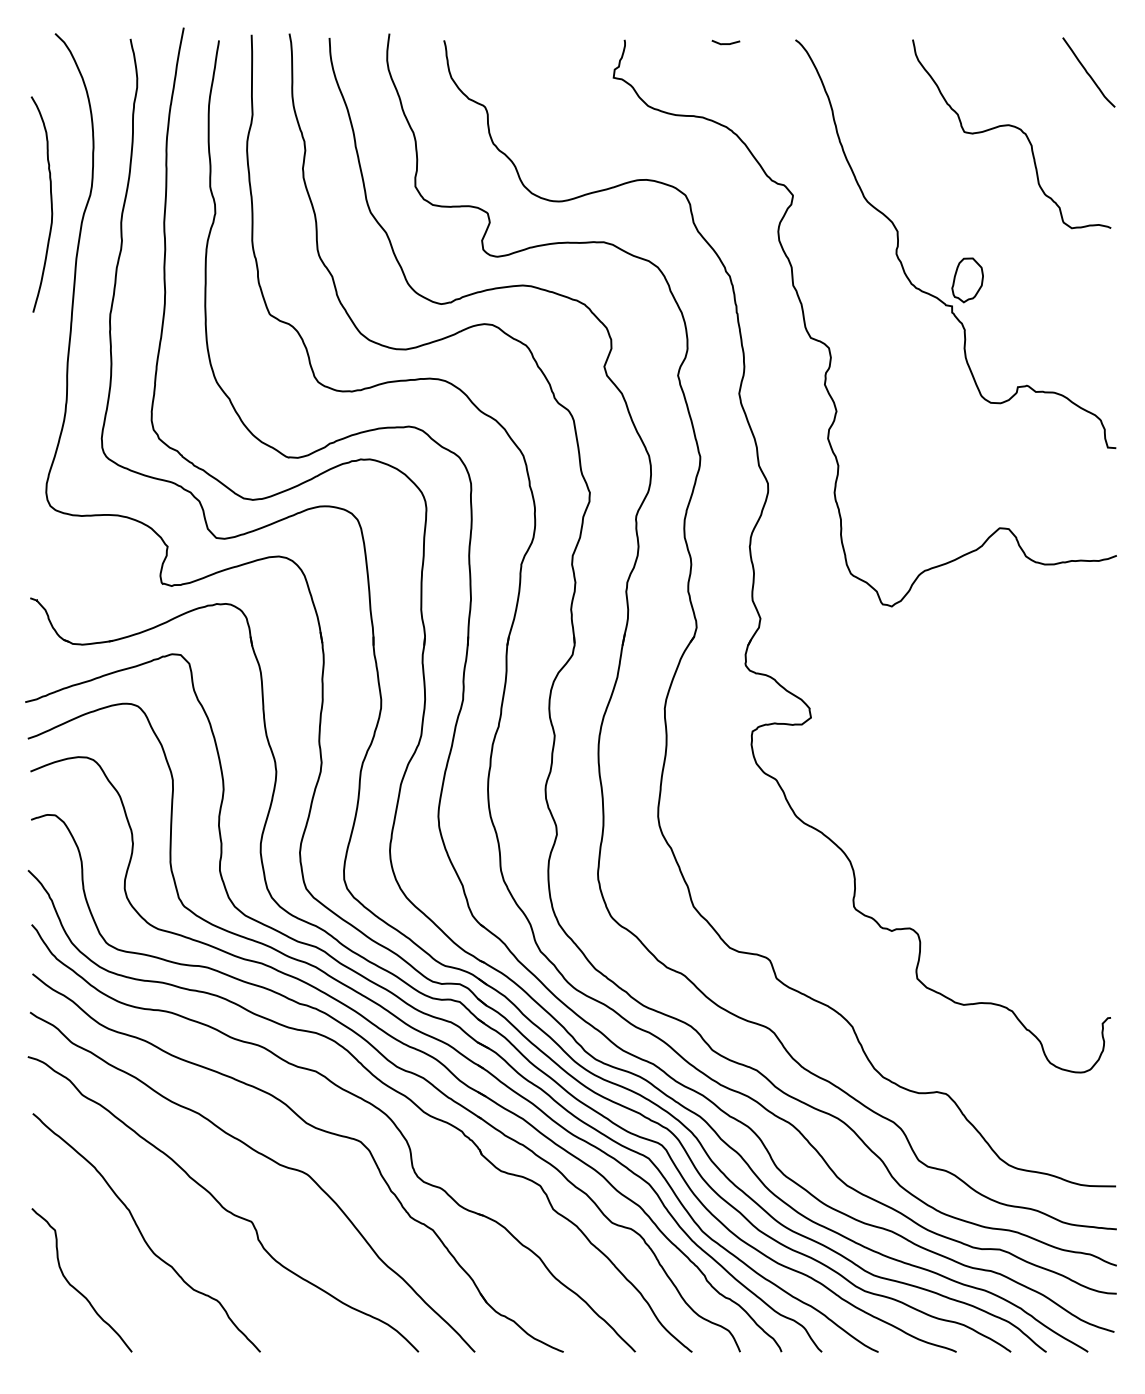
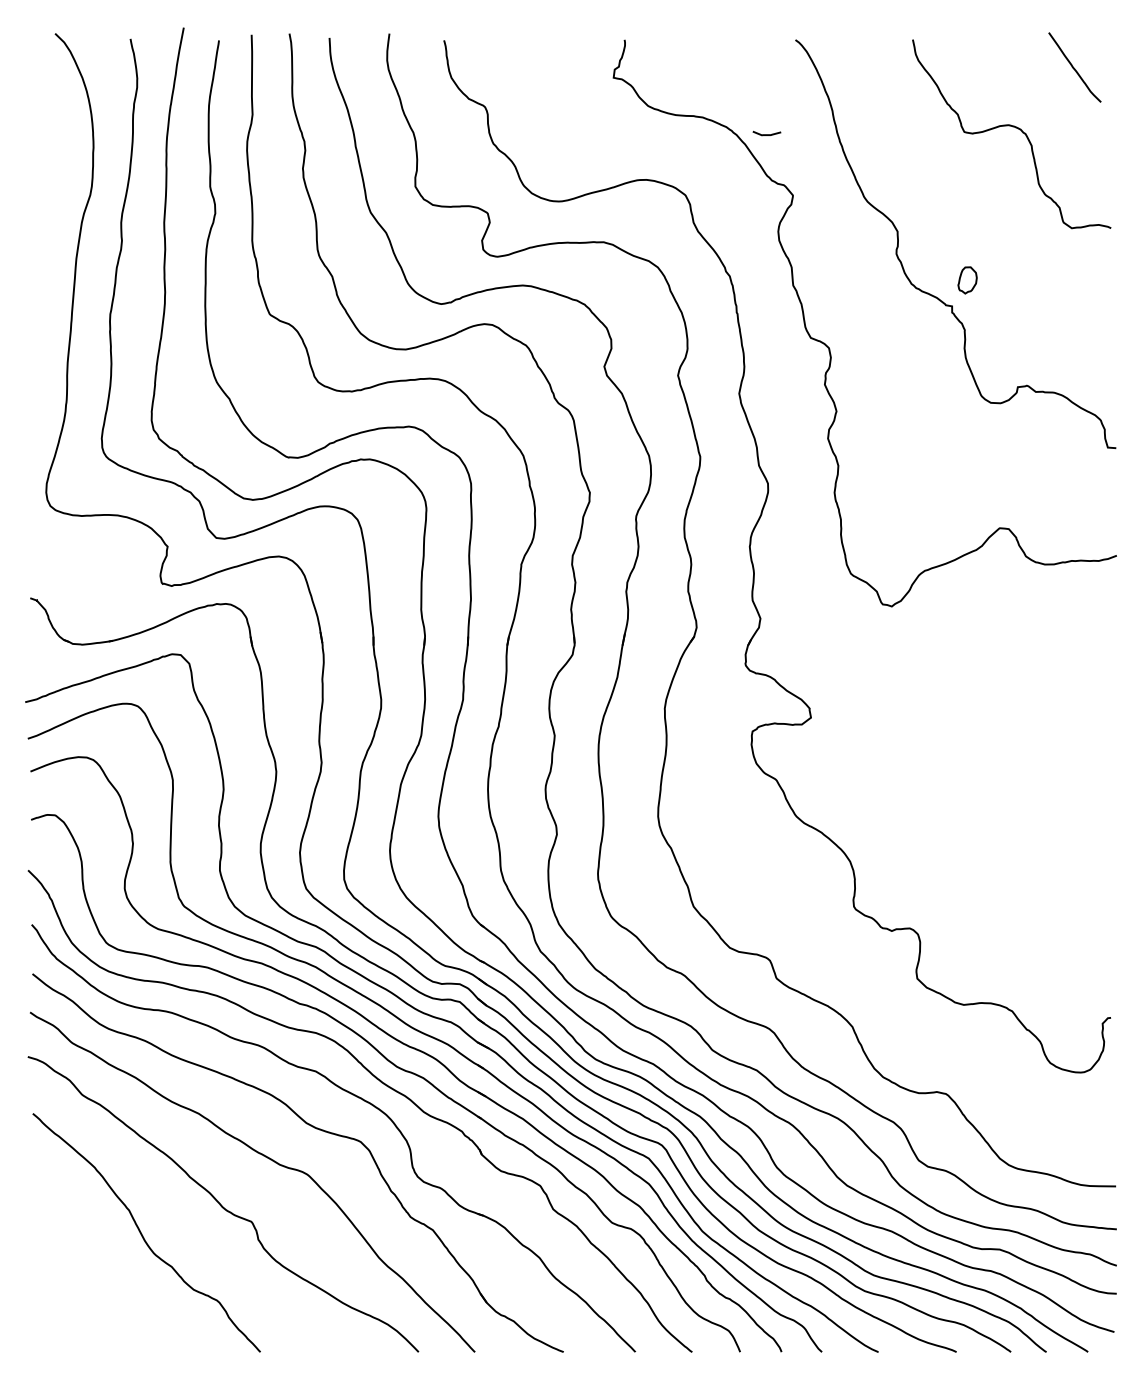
curve position: (725, 43) -> (766, 134) (766, 134)
curve position: (1088, 72) -> (1074, 67) (1074, 67)
curve: present -> none (50, 203)
part size: 33x47 px -> 21x29 px (967, 280)
curve: present -> none (74, 1286)
